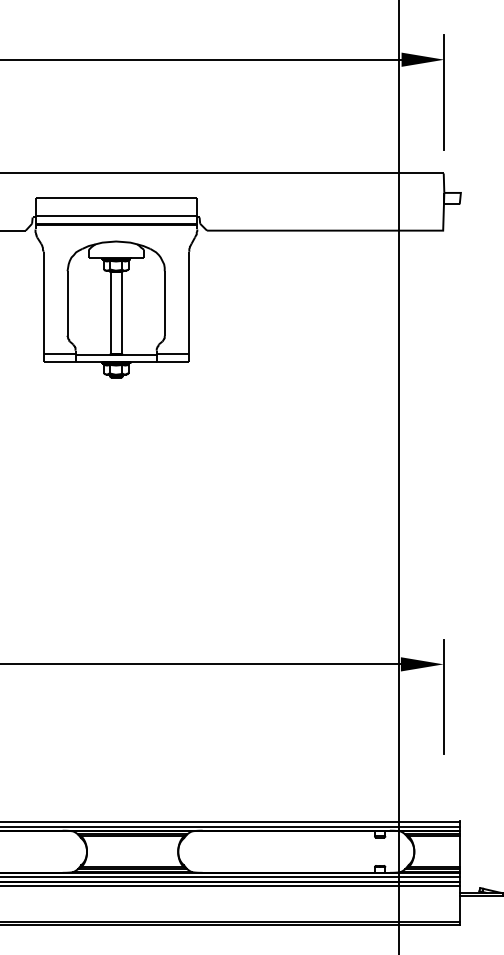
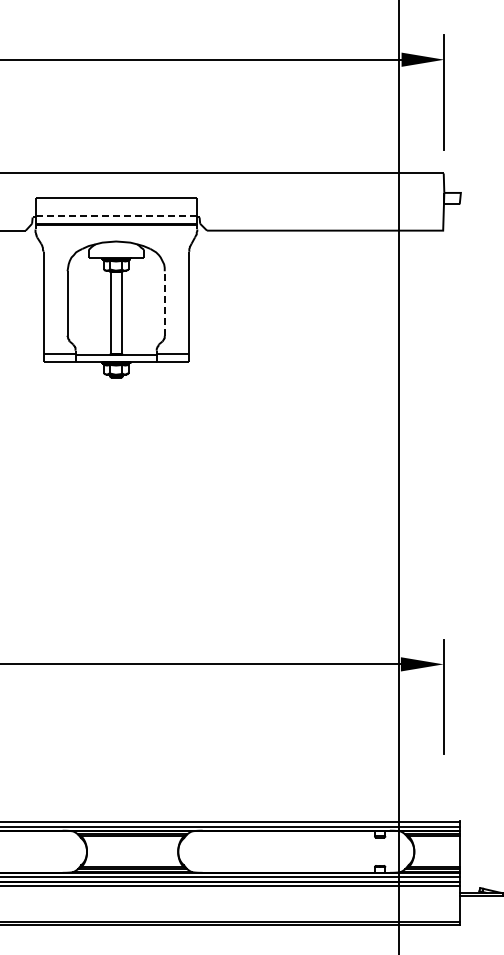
line: solid -> dashed (116, 215)
line: solid -> dashed (164, 303)
